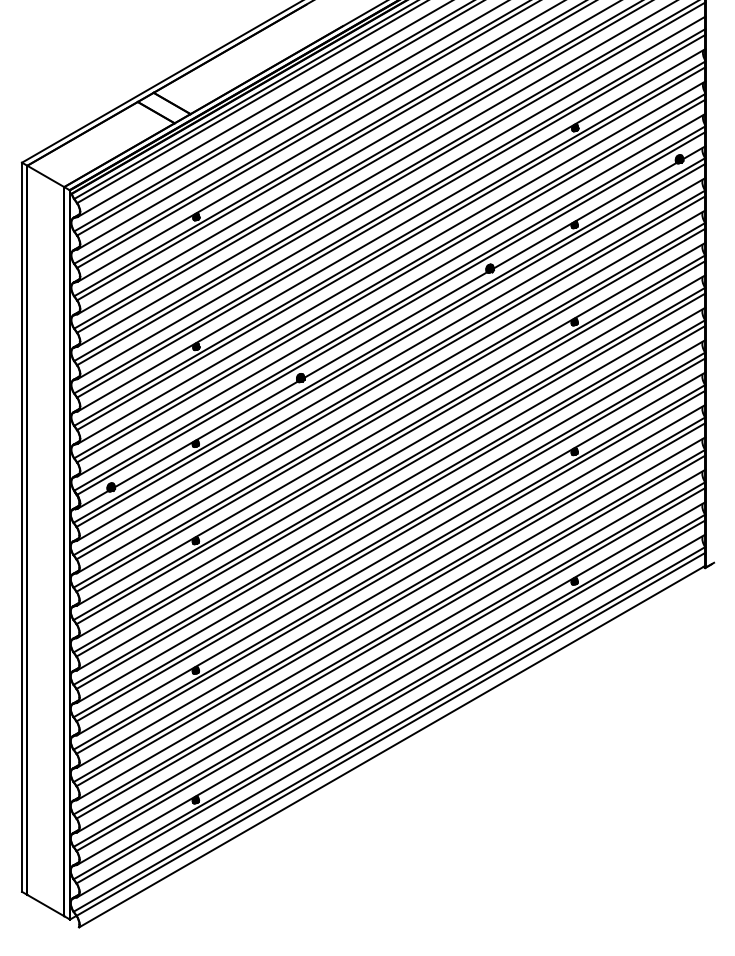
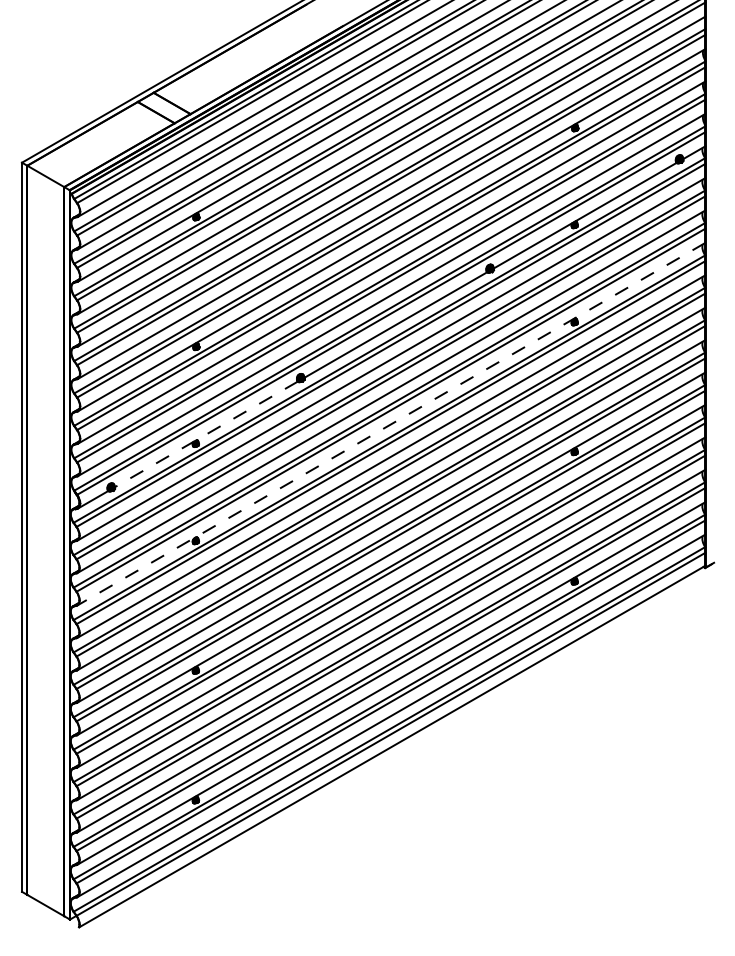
line: solid -> dashed (391, 424)
line: solid -> dashed (206, 434)
